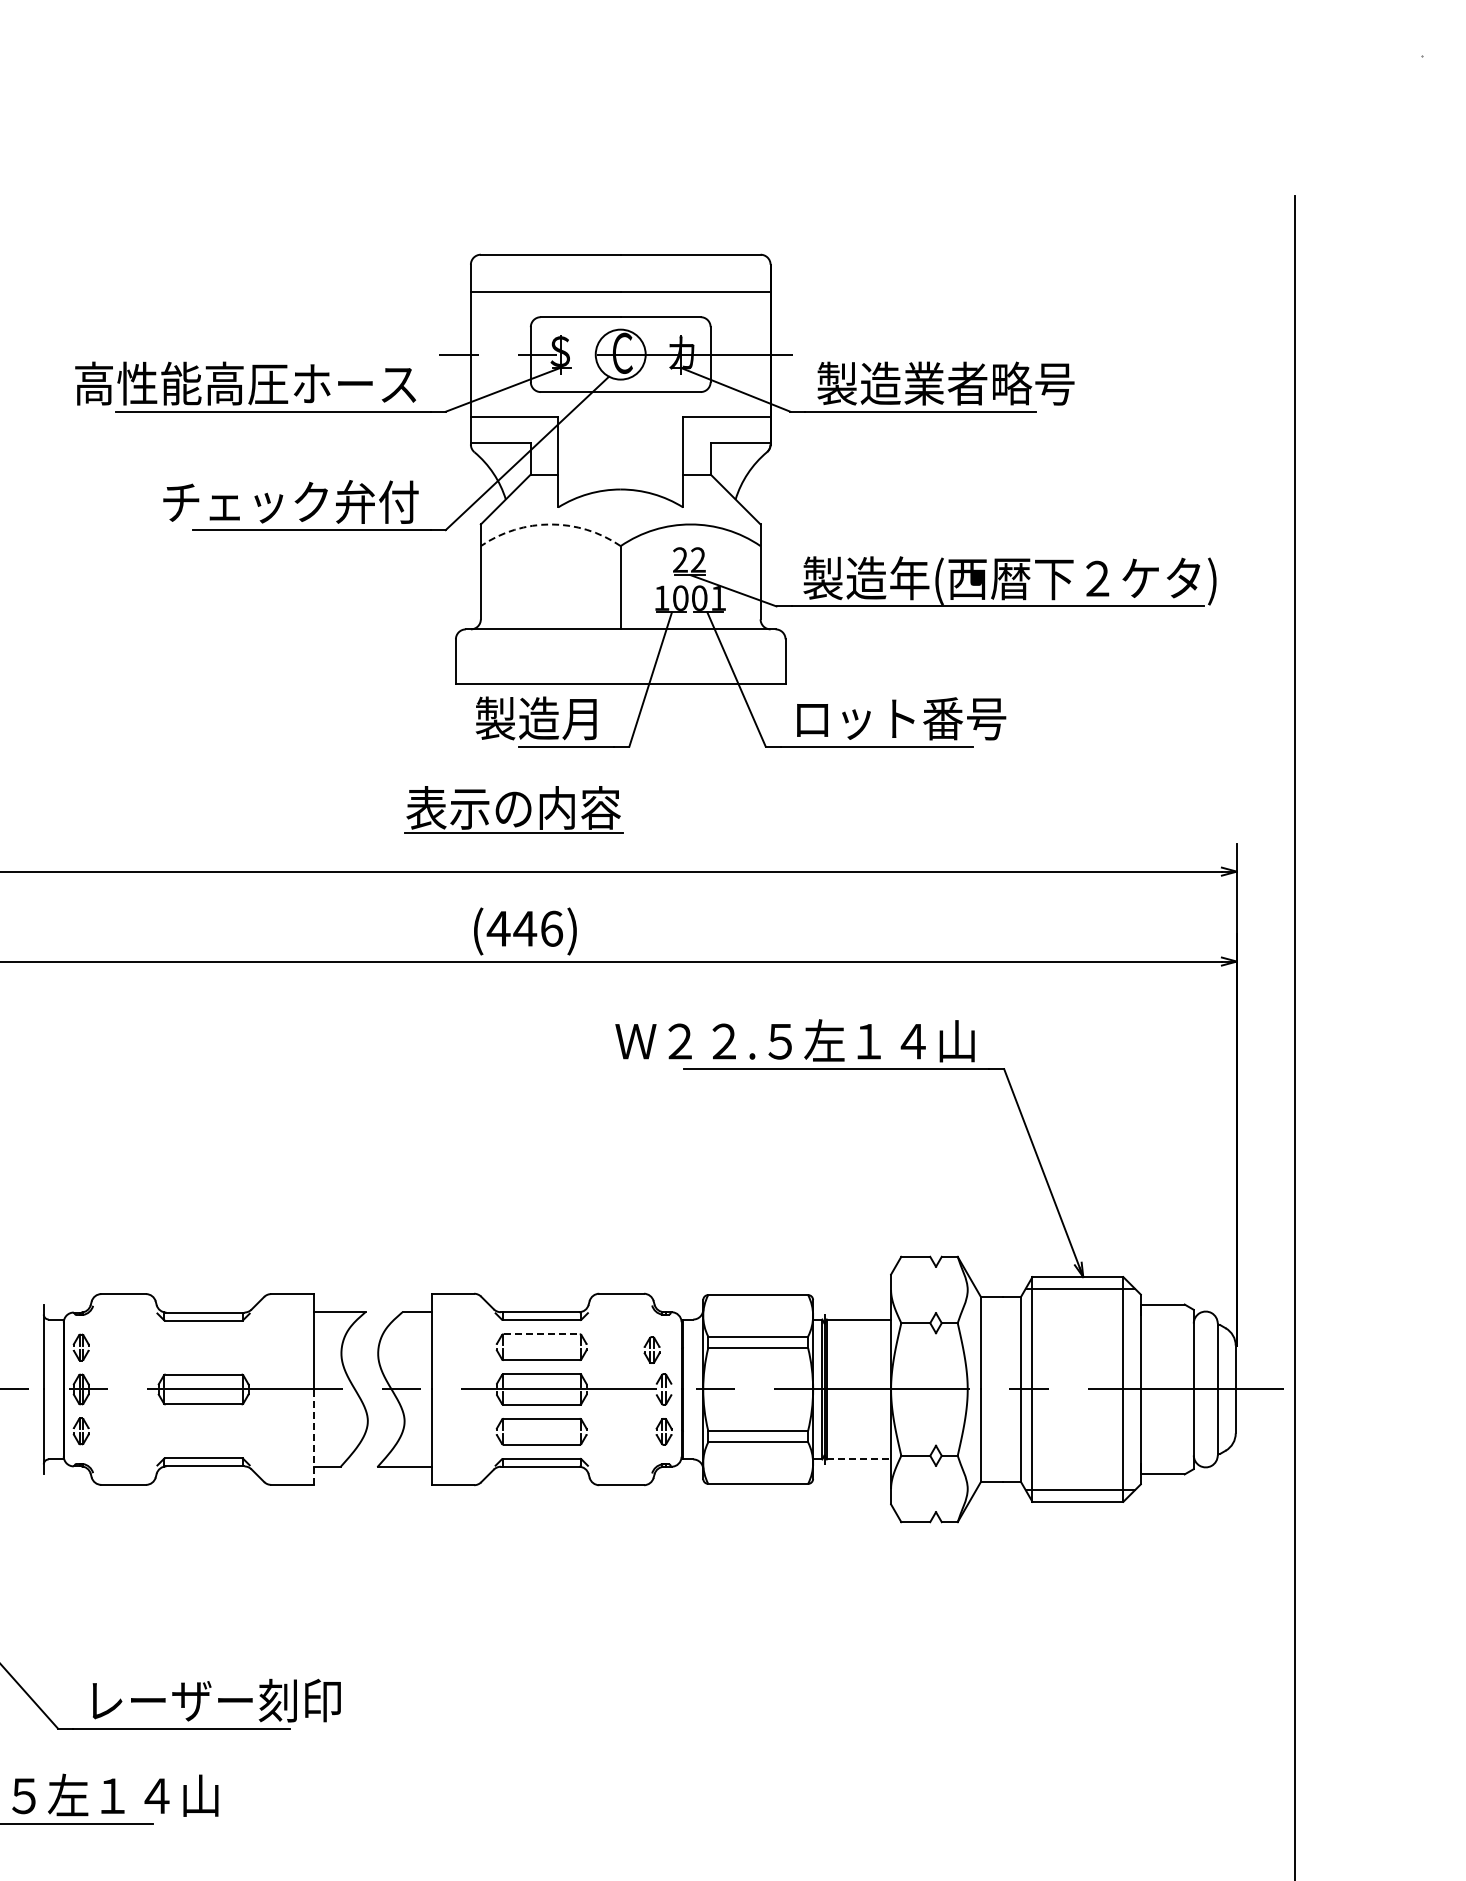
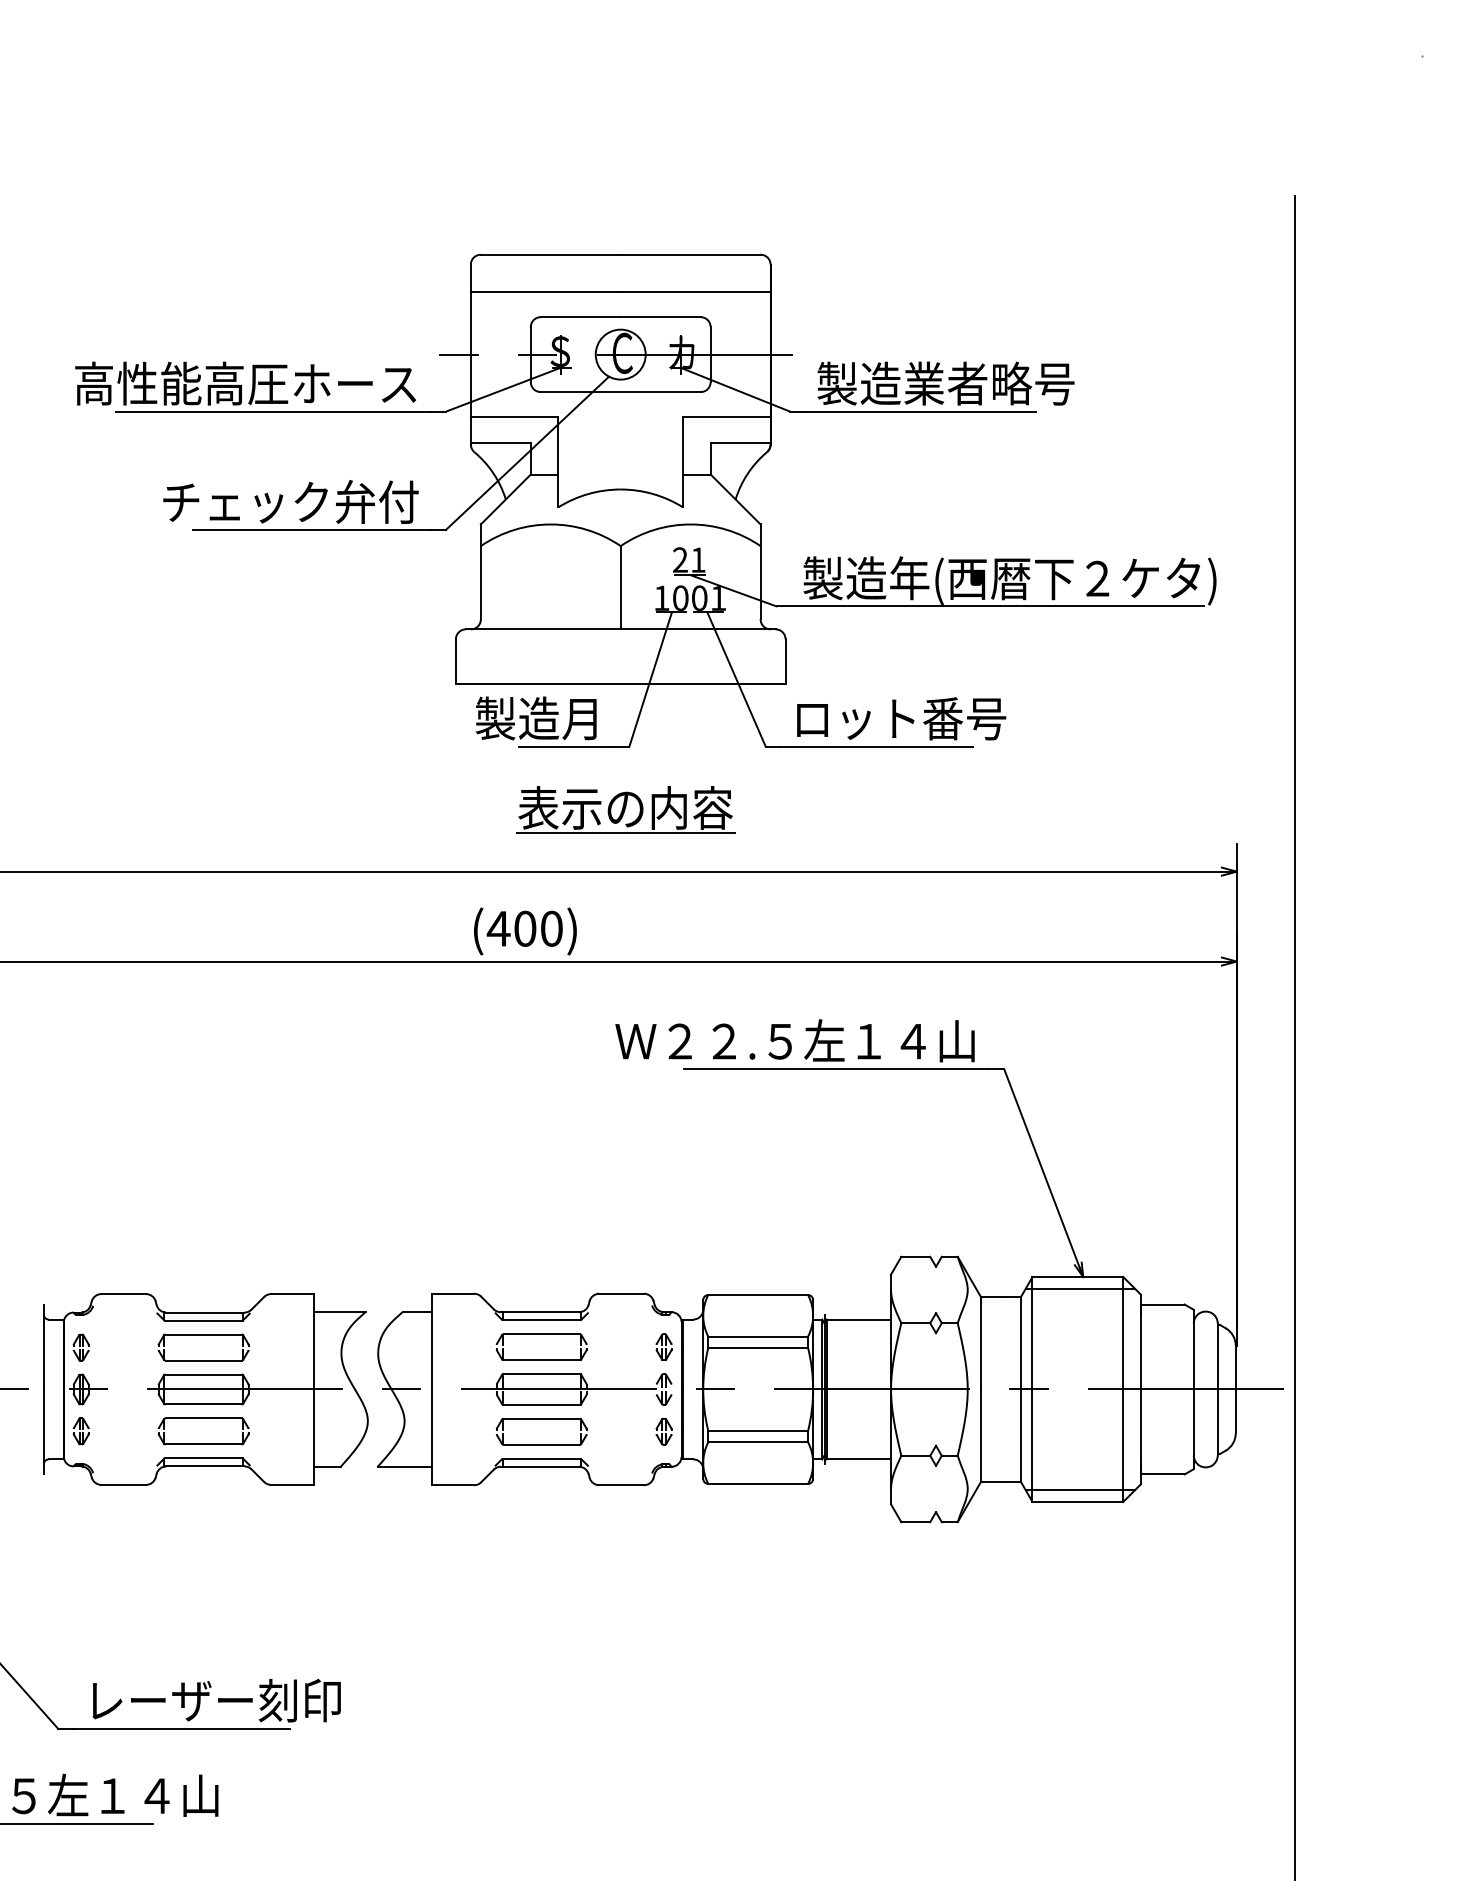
arc: dashed -> solid (550, 524)
text: 22 -> 21 (698, 559)
part position: (513, 809) -> (625, 809) (625, 809)
text: (446) -> (400) (538, 928)
line: dashed -> solid (542, 1334)
part: none -> present (203, 1335)
part position: (651, 1349) -> (663, 1346) (663, 1346)
line: dashed -> solid (313, 1437)
part: none -> present (203, 1443)
line: dashed -> solid (859, 1459)
